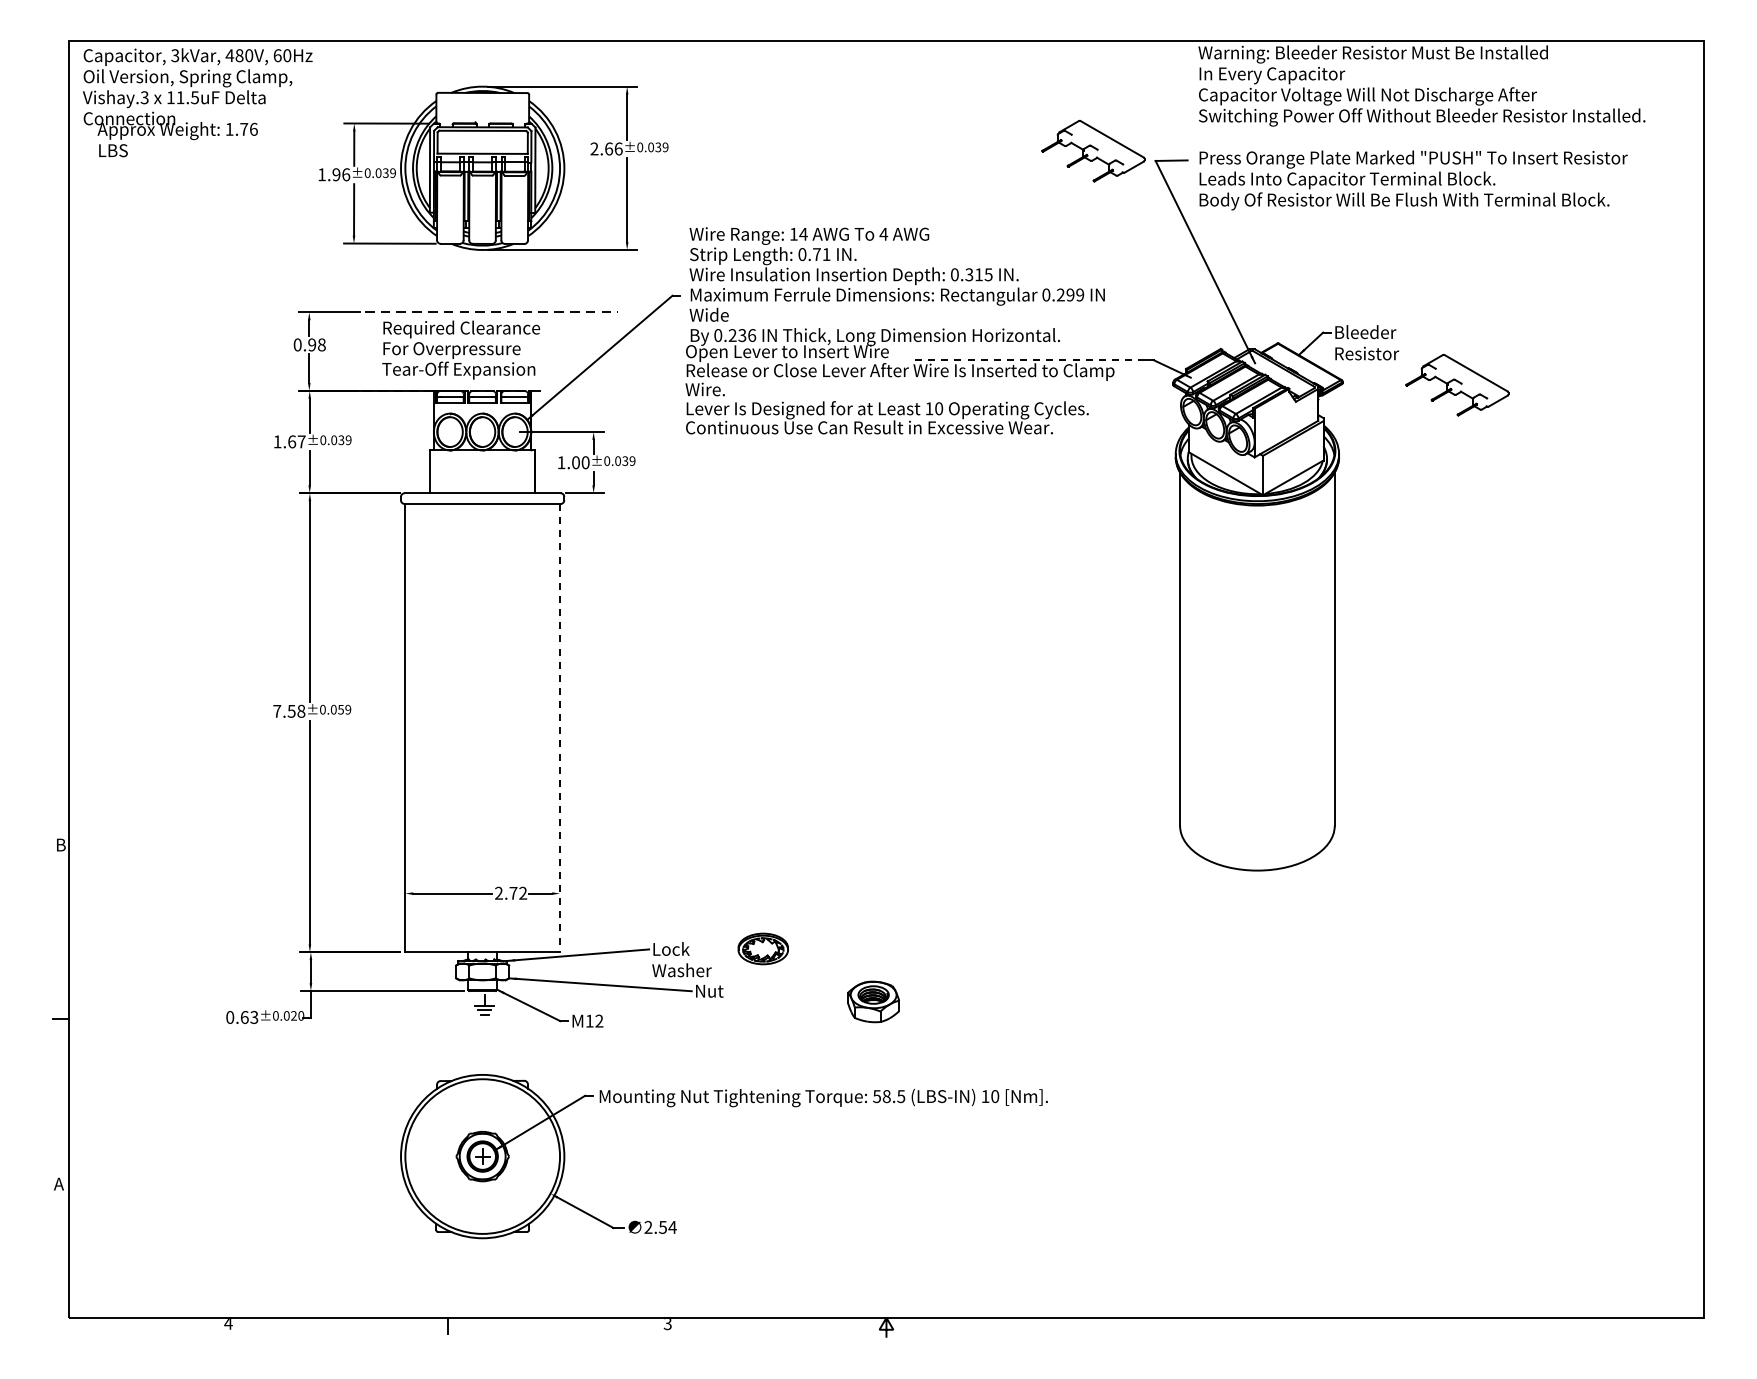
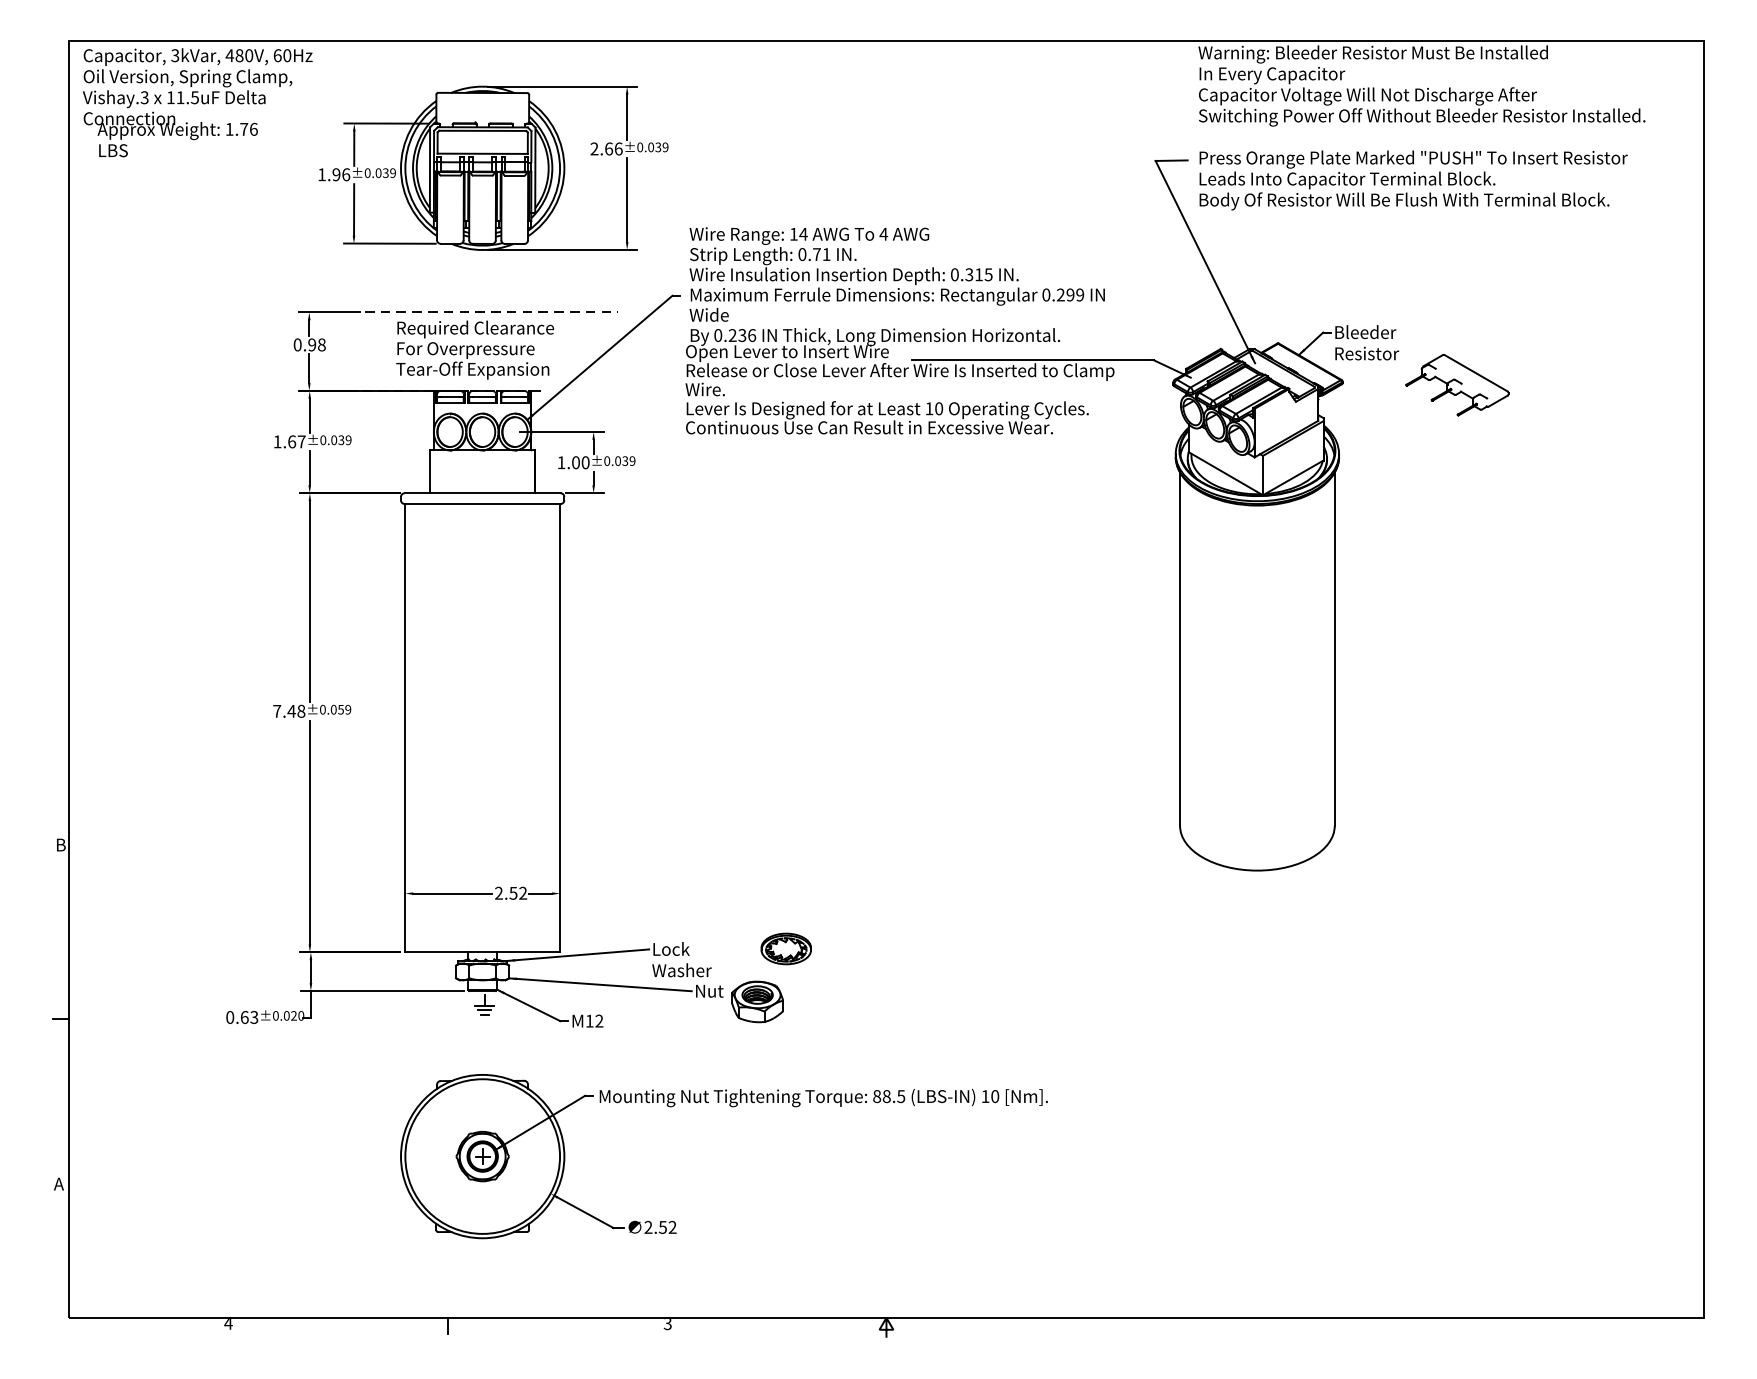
part: present -> none (1093, 151)
text position: (461, 349) -> (475, 349) (475, 349)
line: dashed -> solid (1028, 359)
text: 7.58 -> 7.48 (291, 711)
line: dashed -> solid (560, 728)
text: 2.72 -> 2.52 (513, 893)
part position: (762, 948) -> (785, 948) (785, 948)
part position: (873, 1001) -> (757, 1001) (757, 1001)
text: 58.5 -> 88.5 (877, 1096)
text: 2.54 -> 2.52 (672, 1226)
